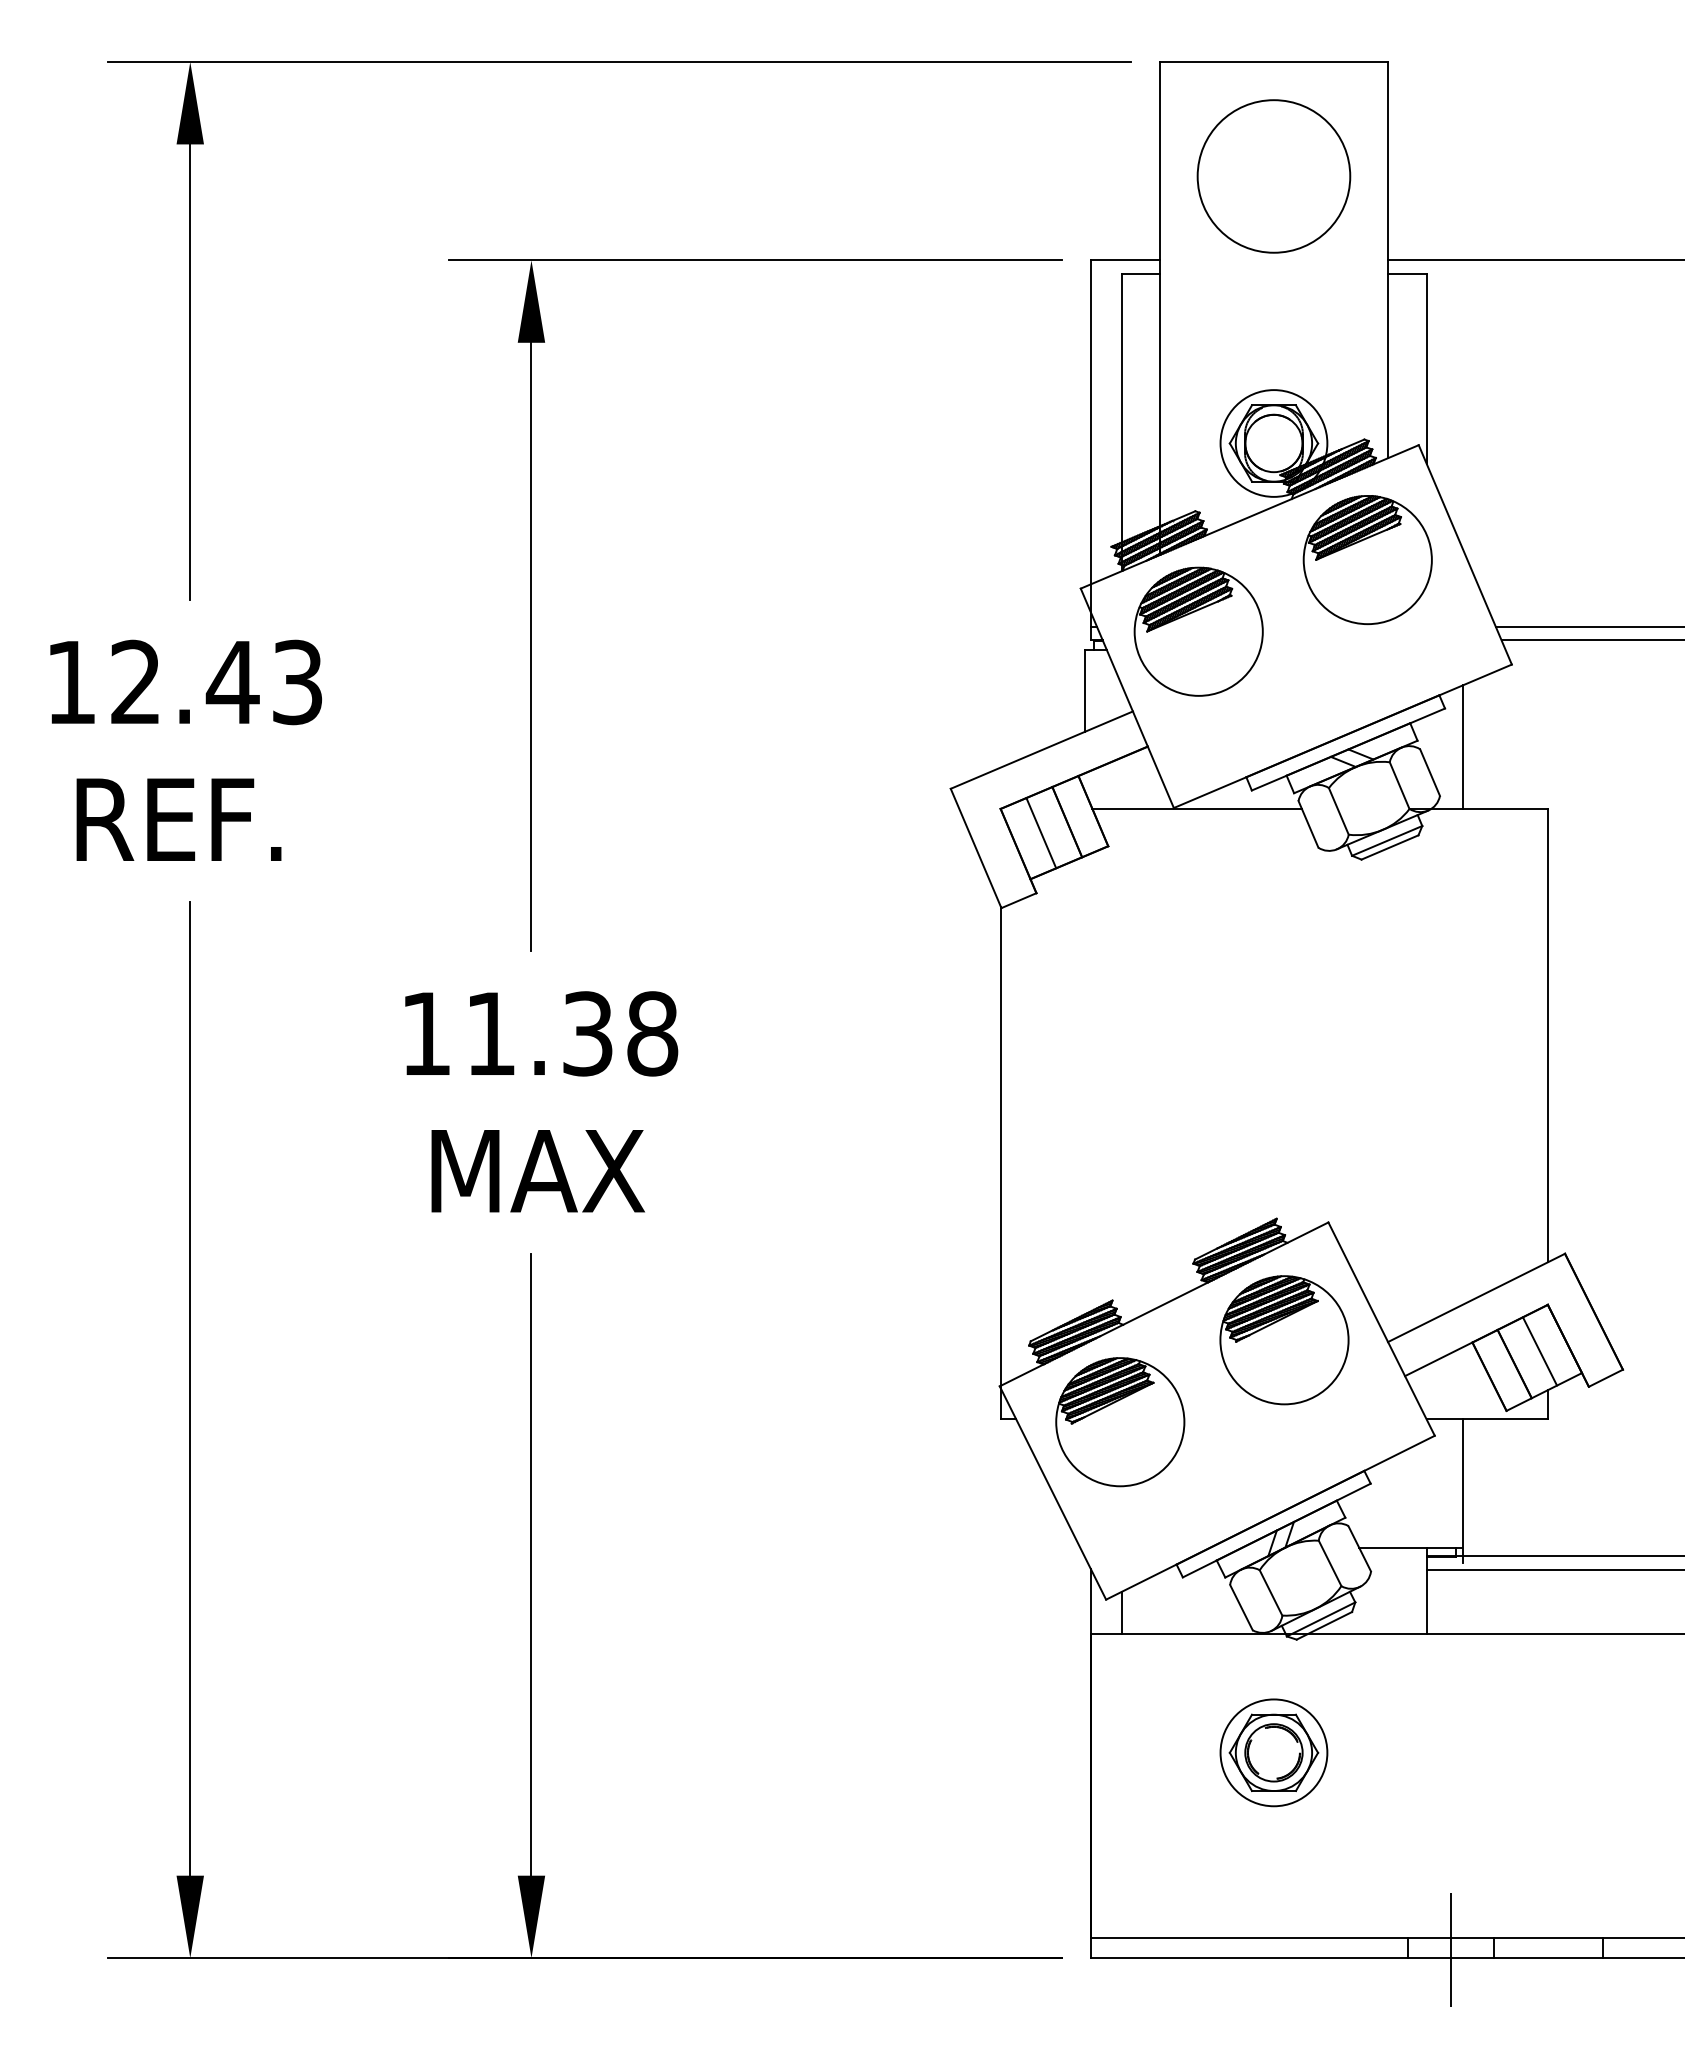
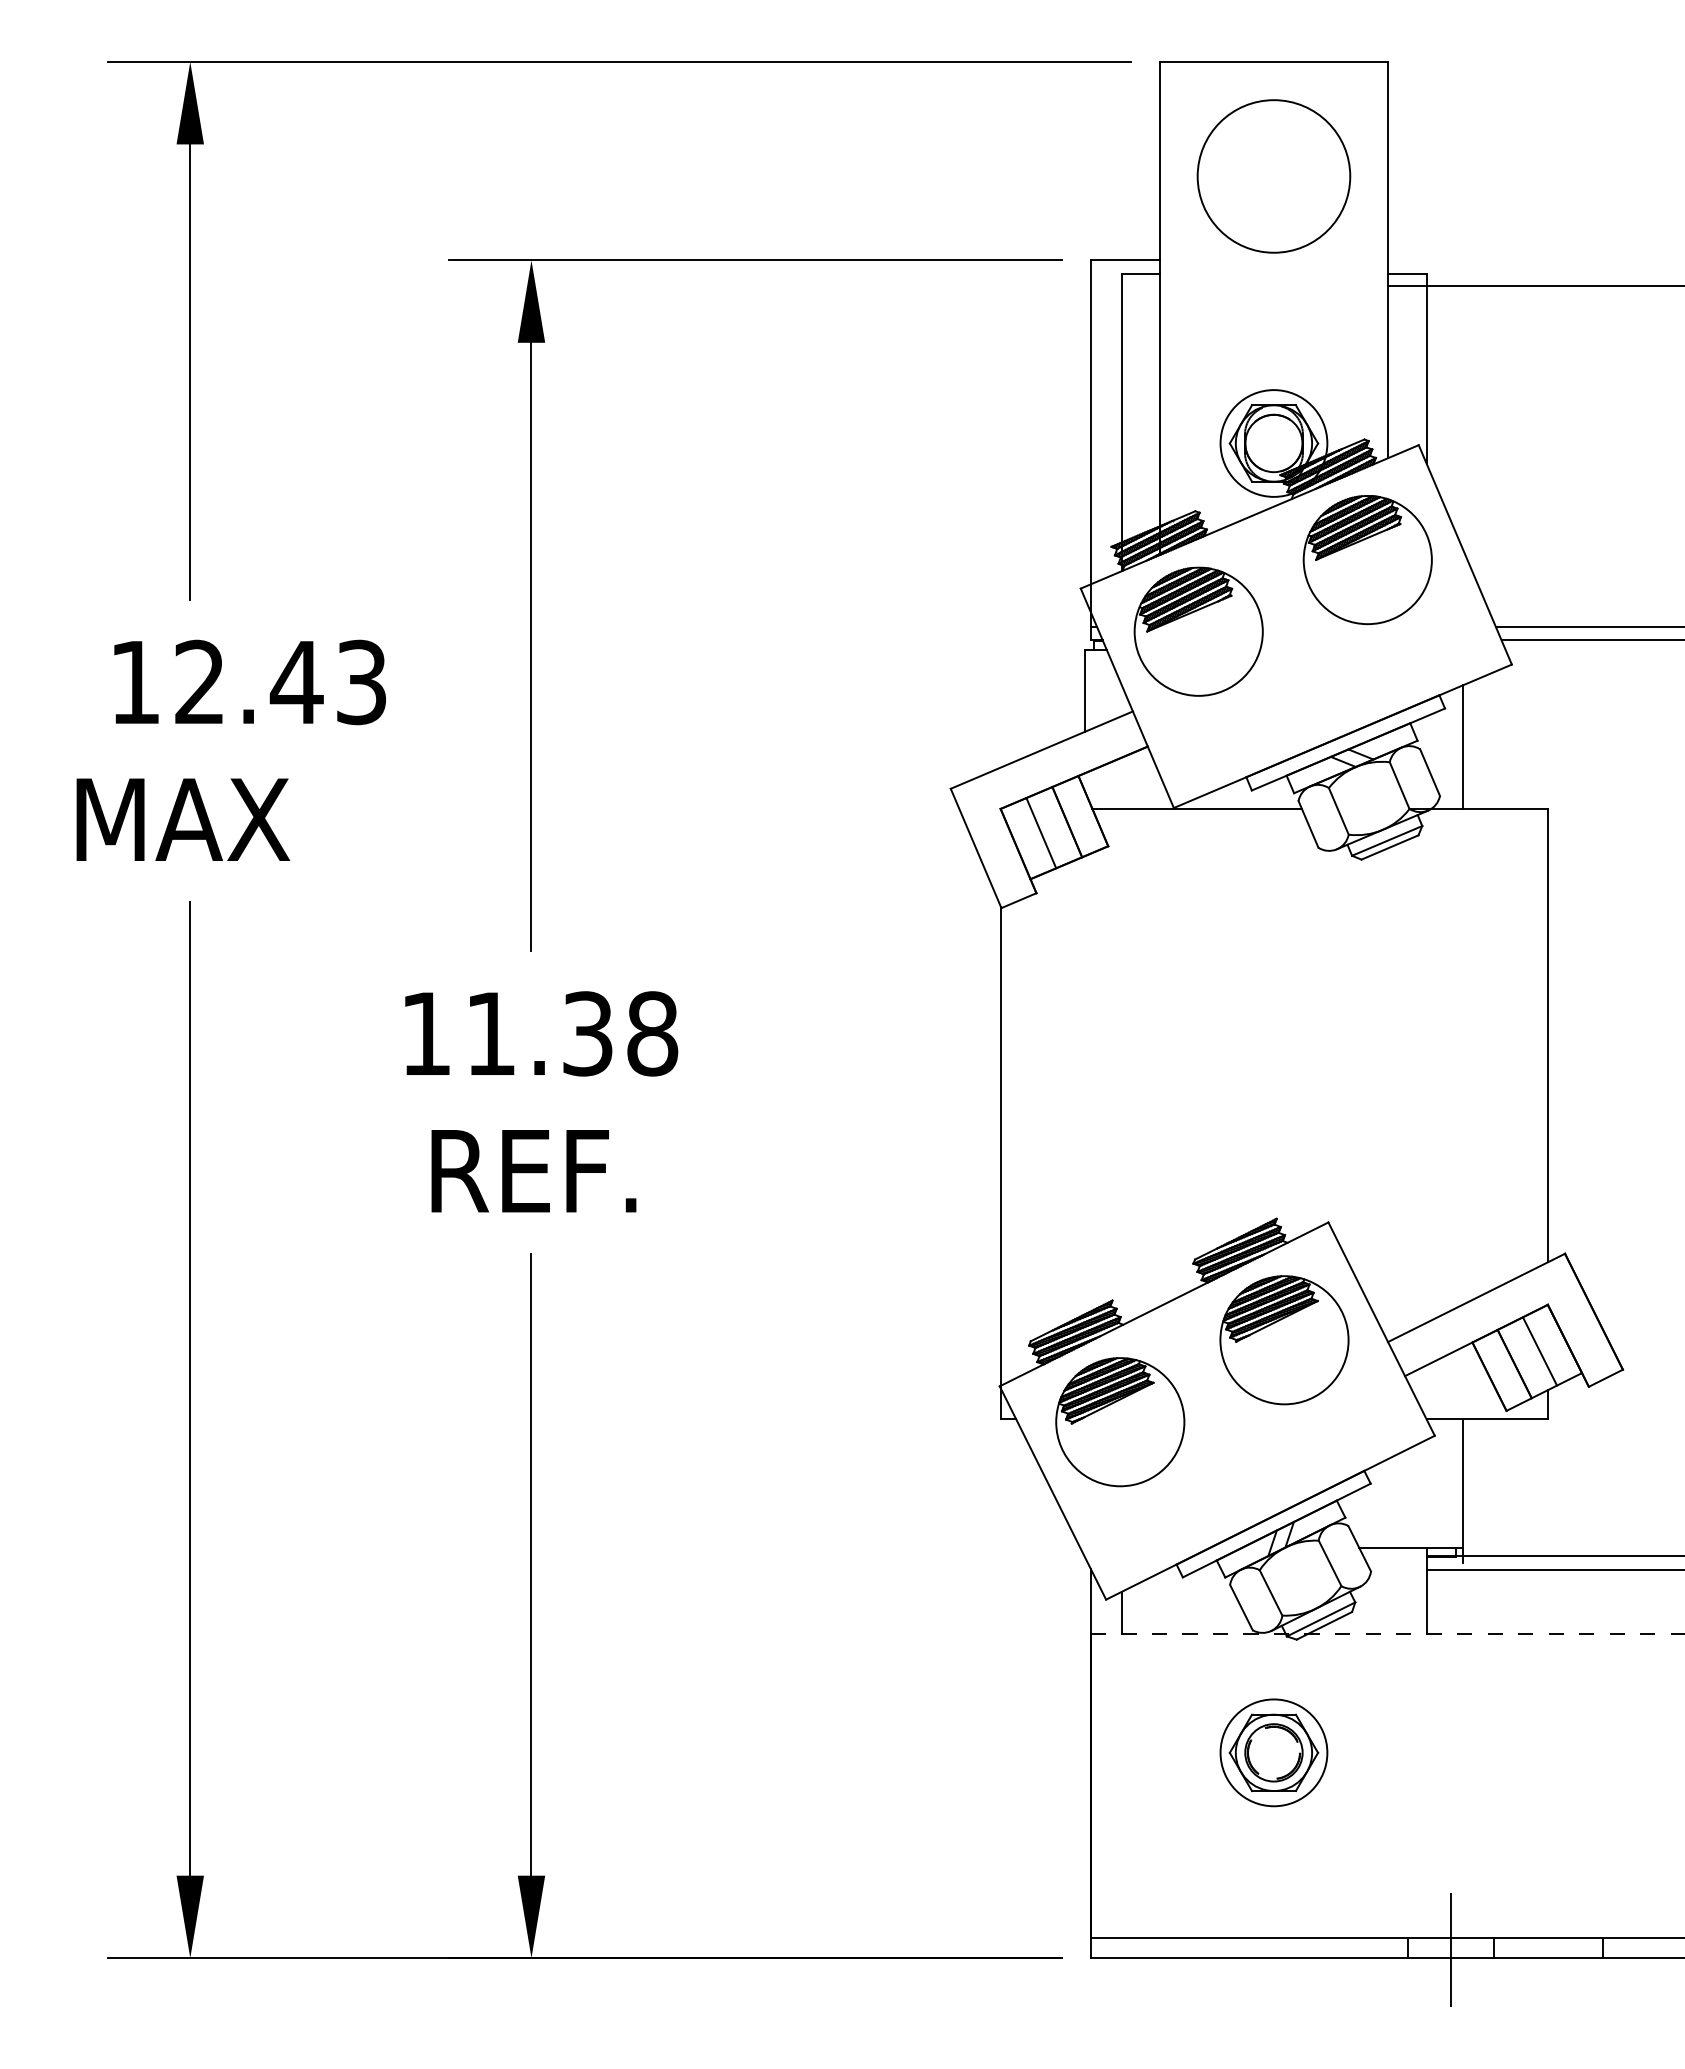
line position: (1534, 260) -> (1534, 286) (1534, 286)
text position: (185, 682) -> (249, 682) (249, 682)
text: REF. -> MAX (188, 819)
text: MAX -> REF. (543, 1171)
line: solid -> dashed (1387, 1633)
